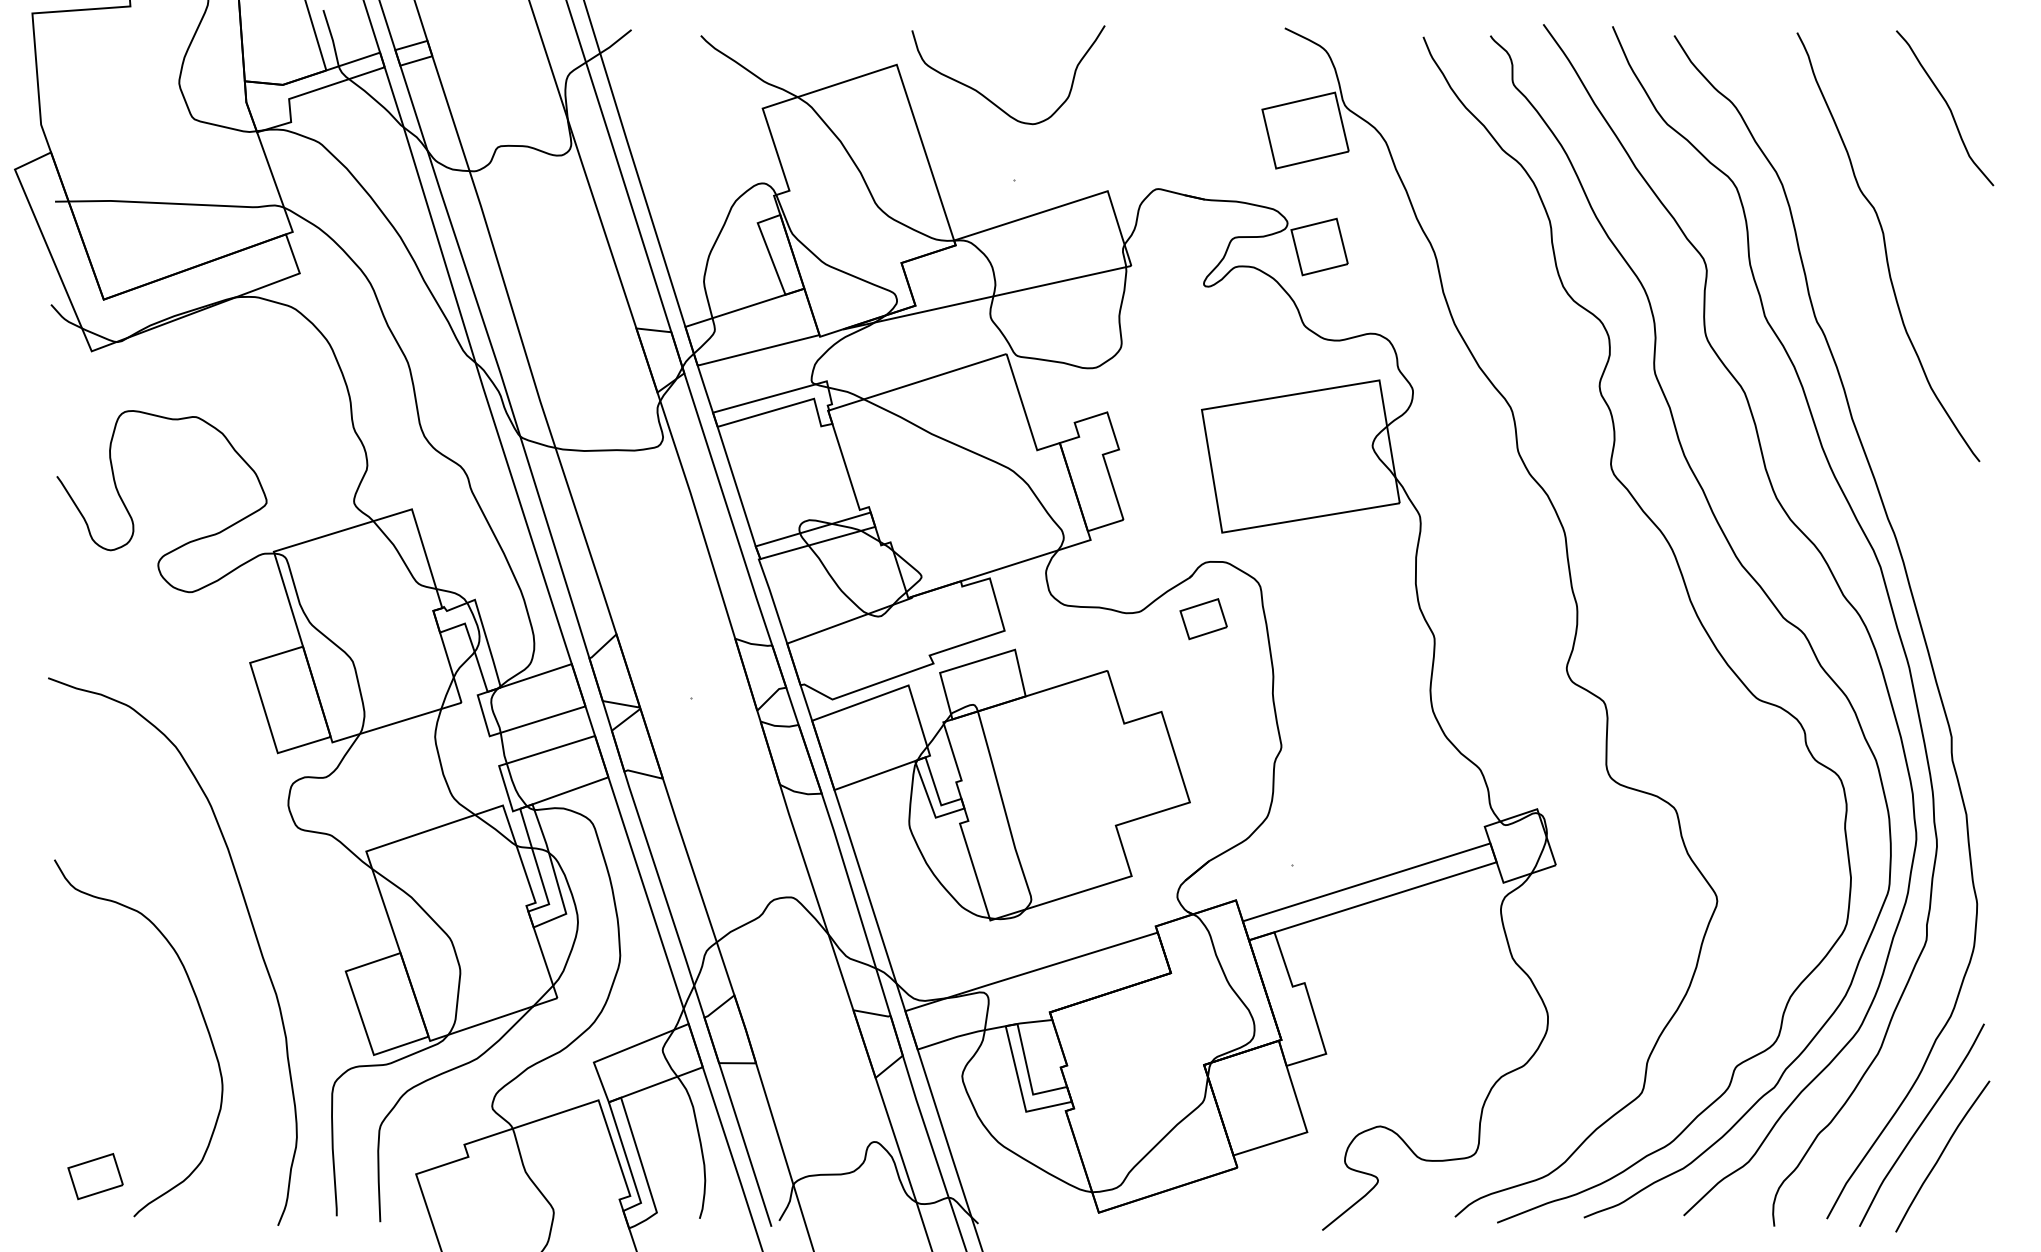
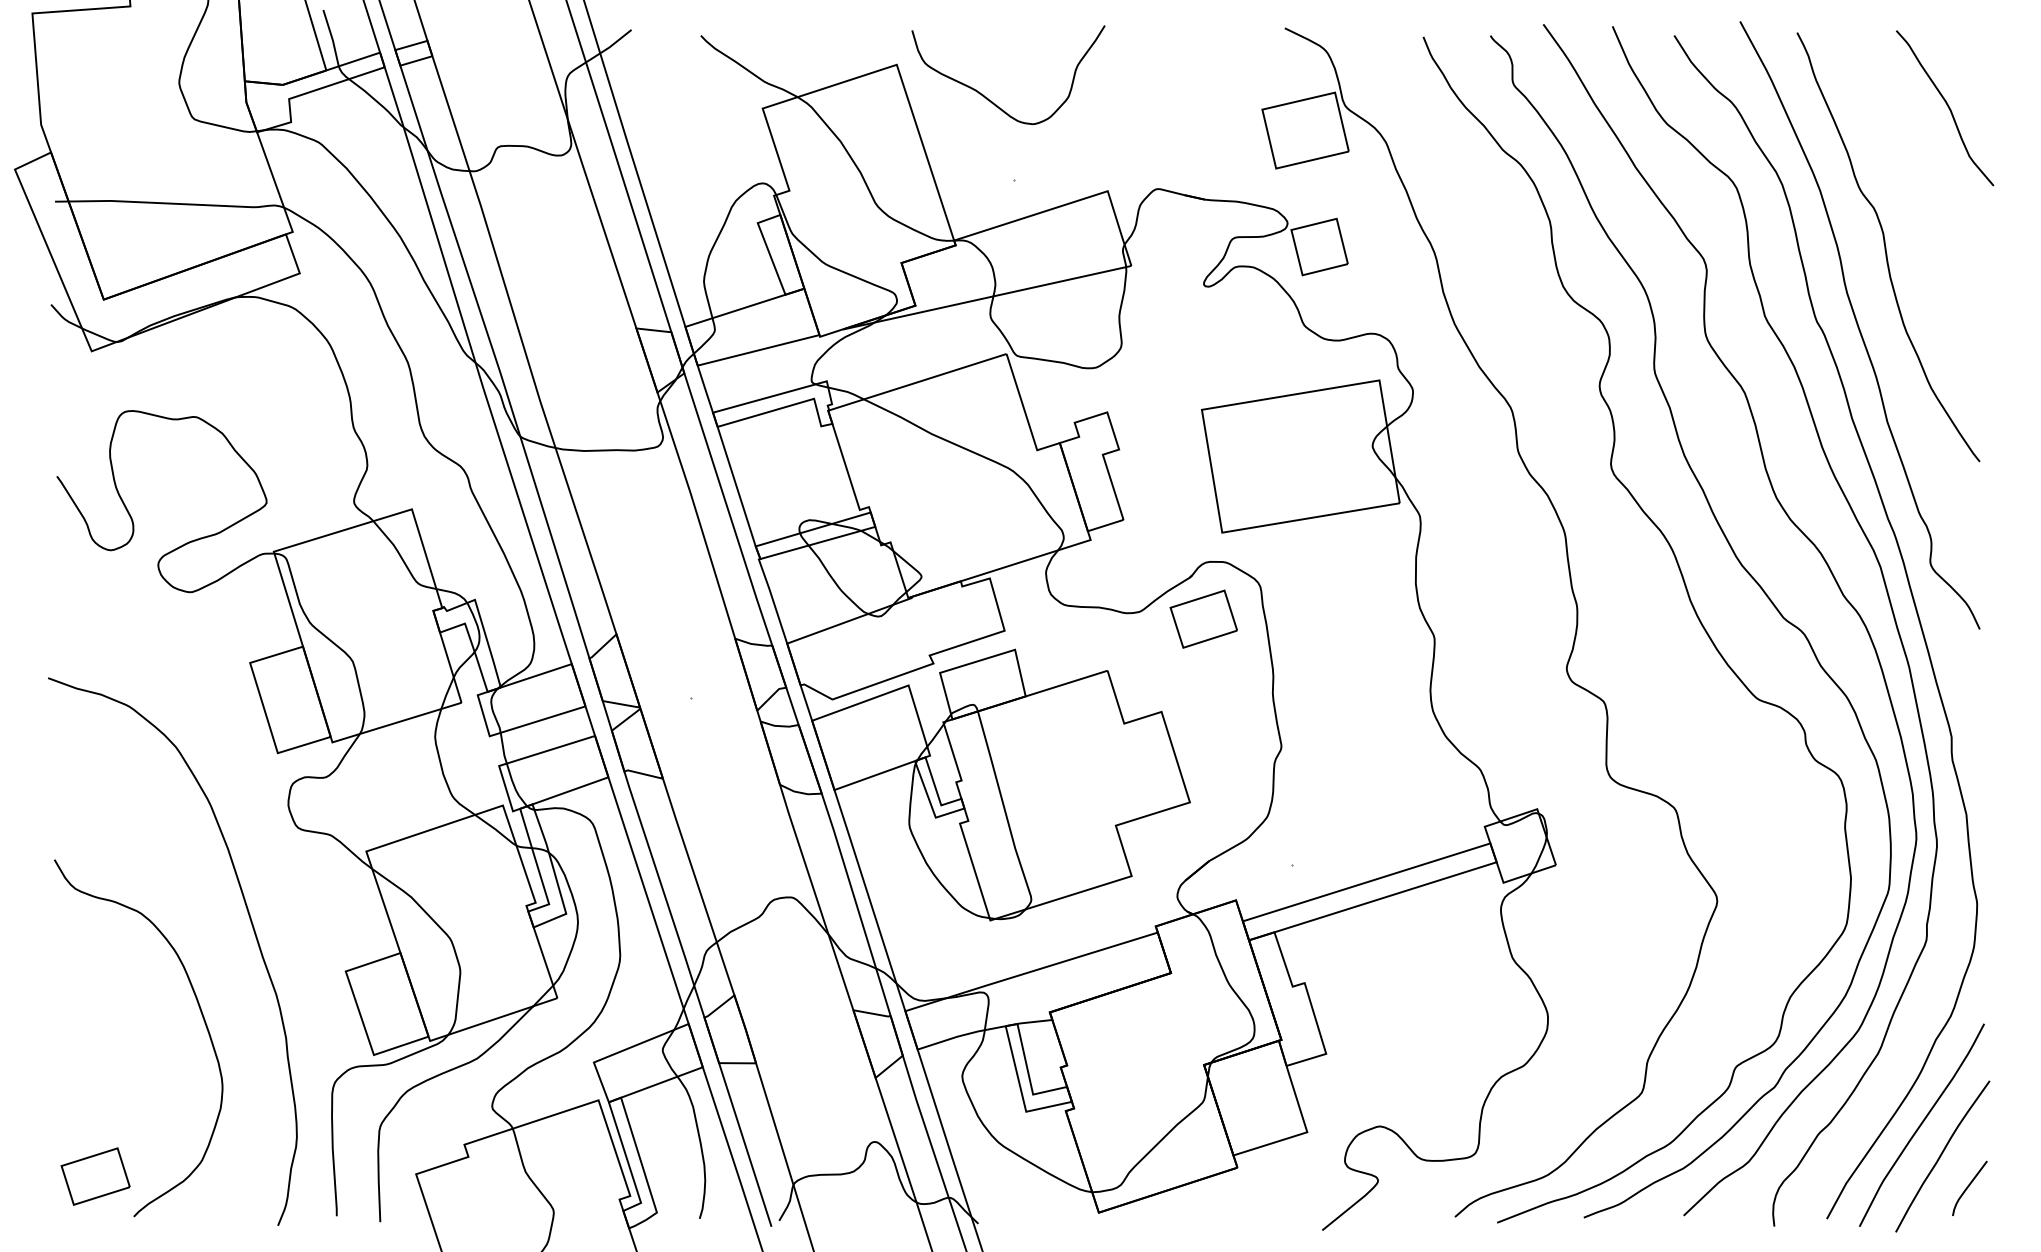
curve: none -> present (1858, 325)
part size: 49x43 px -> 69x60 px (1203, 618)
part size: 57x48 px -> 71x59 px (95, 1176)
curve: none -> present (1968, 1187)
